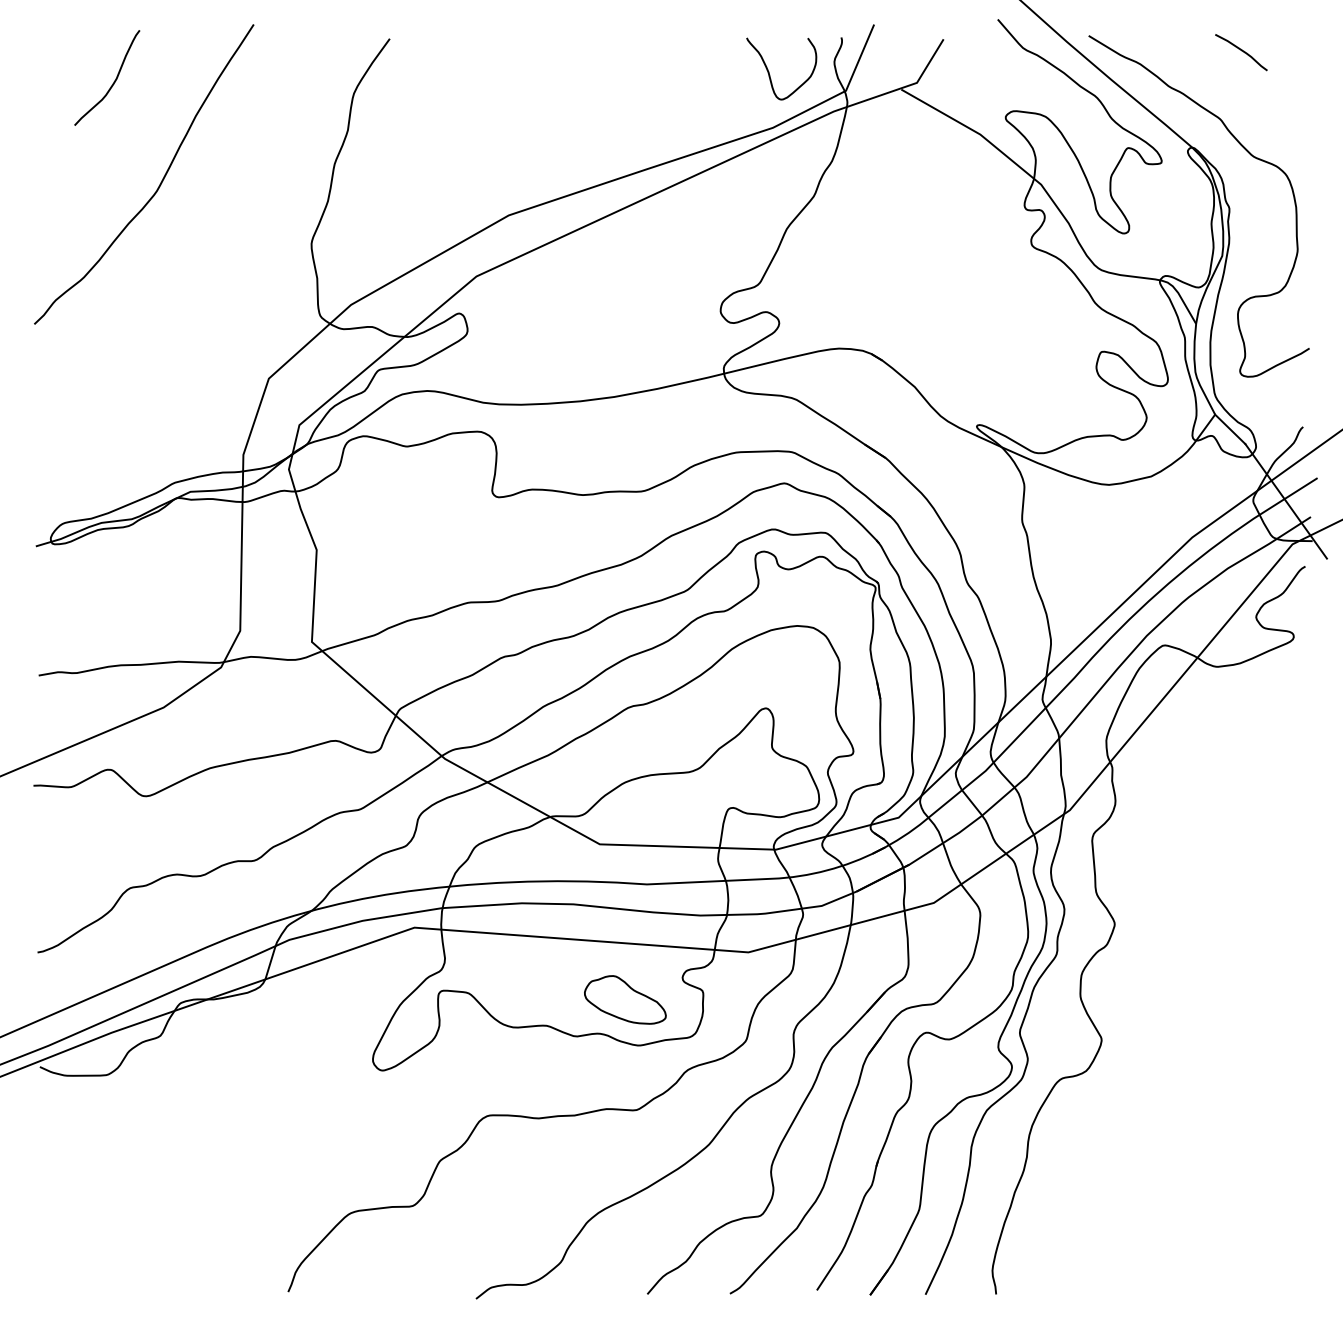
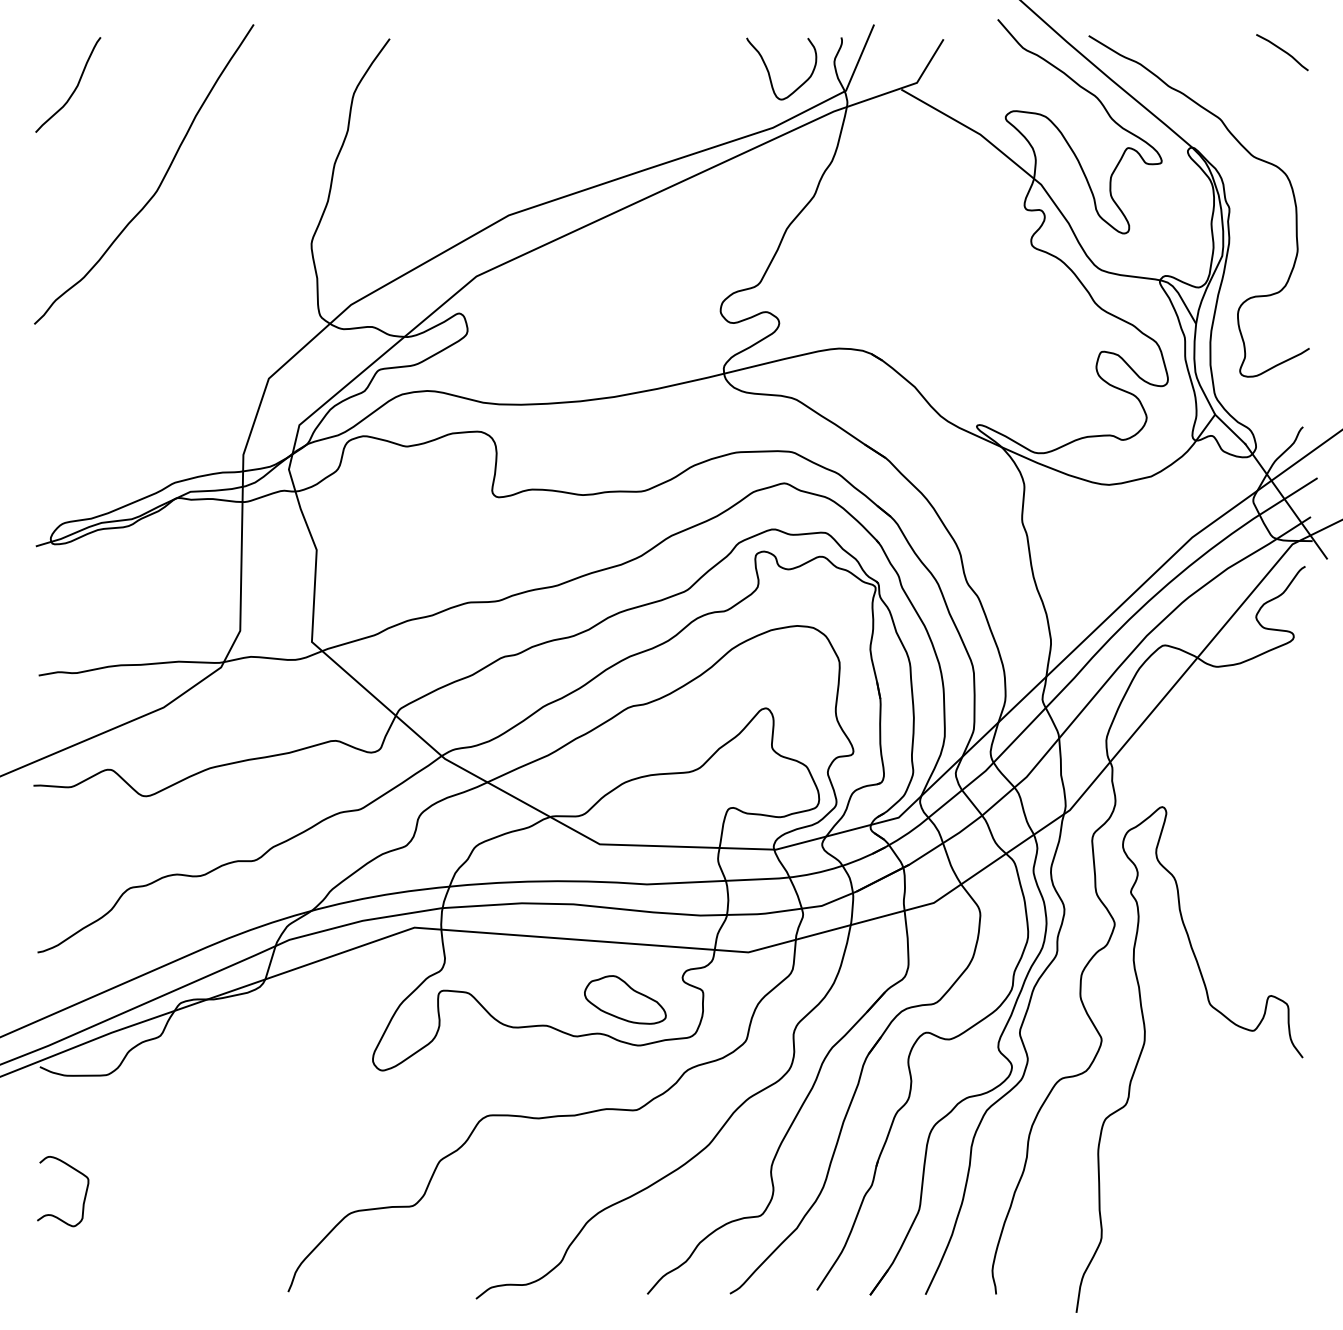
curve position: (1241, 51) -> (1282, 51) (1282, 51)
curve position: (113, 81) -> (74, 88) (74, 88)
curve: none -> present (1145, 1043)
curve: none -> present (84, 1195)
